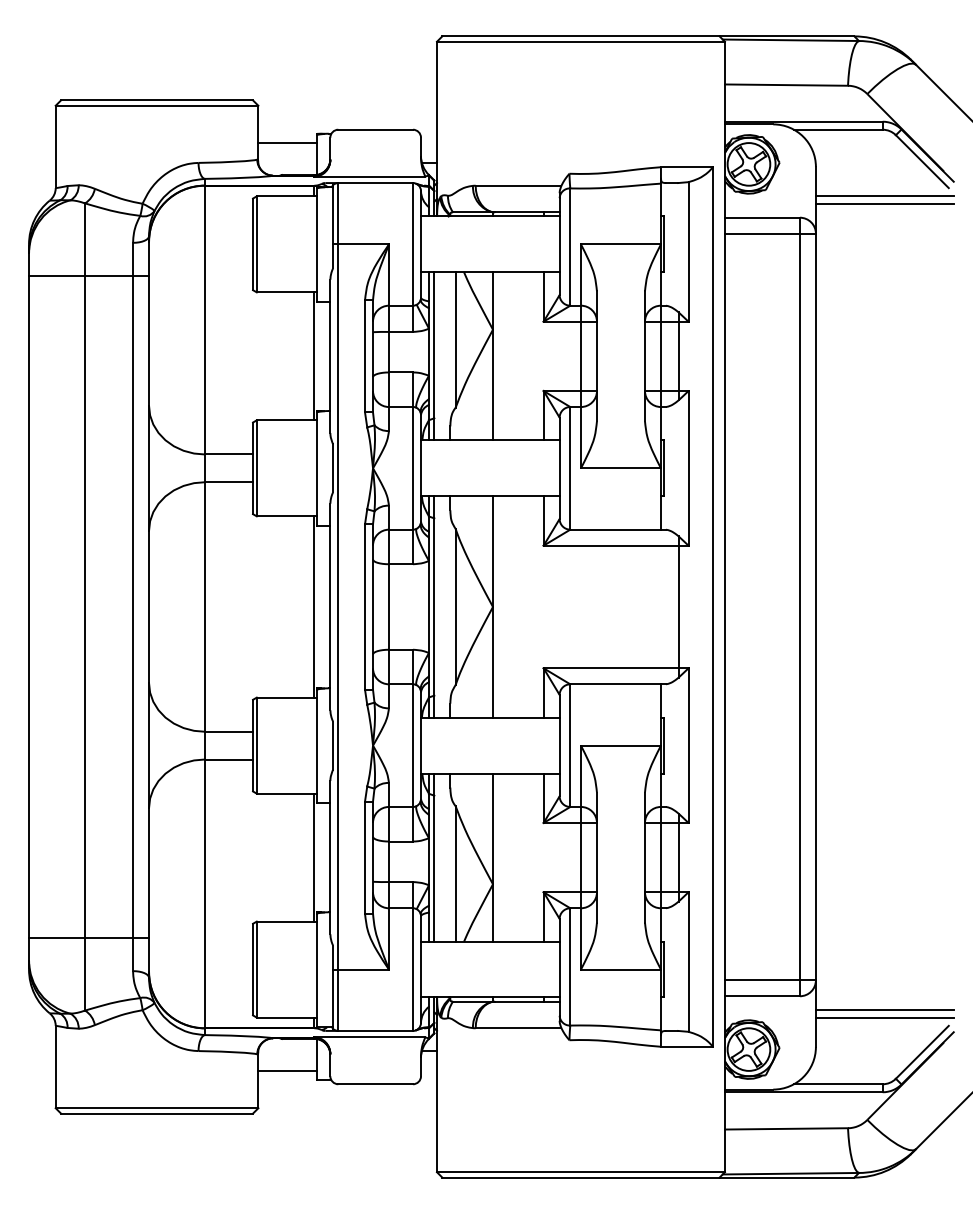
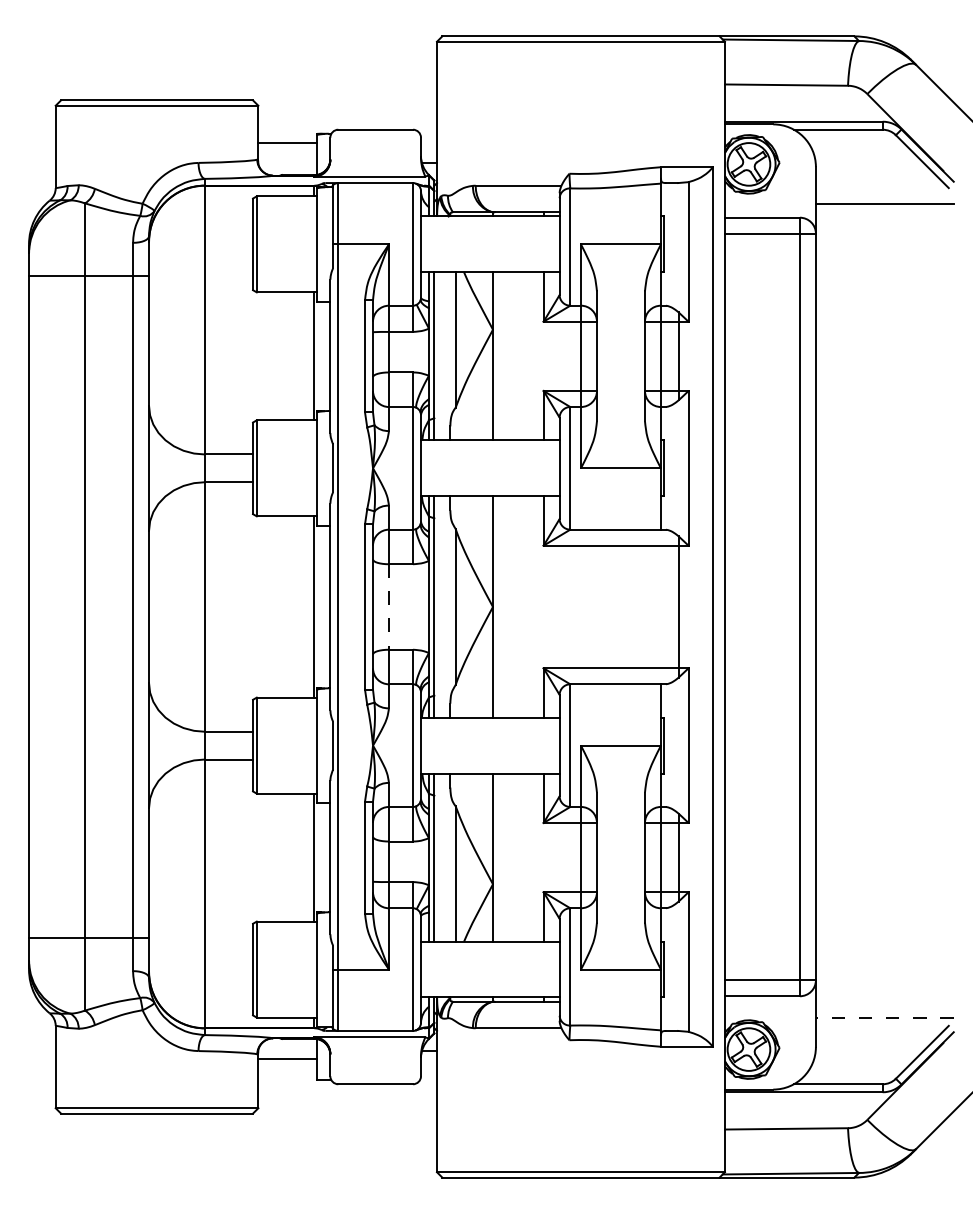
line: present -> none (884, 196)
line: solid -> dashed (389, 607)
line: present -> none (884, 1009)
line: solid -> dashed (884, 1017)
line position: (287, 1070) -> (287, 1058) (287, 1058)
